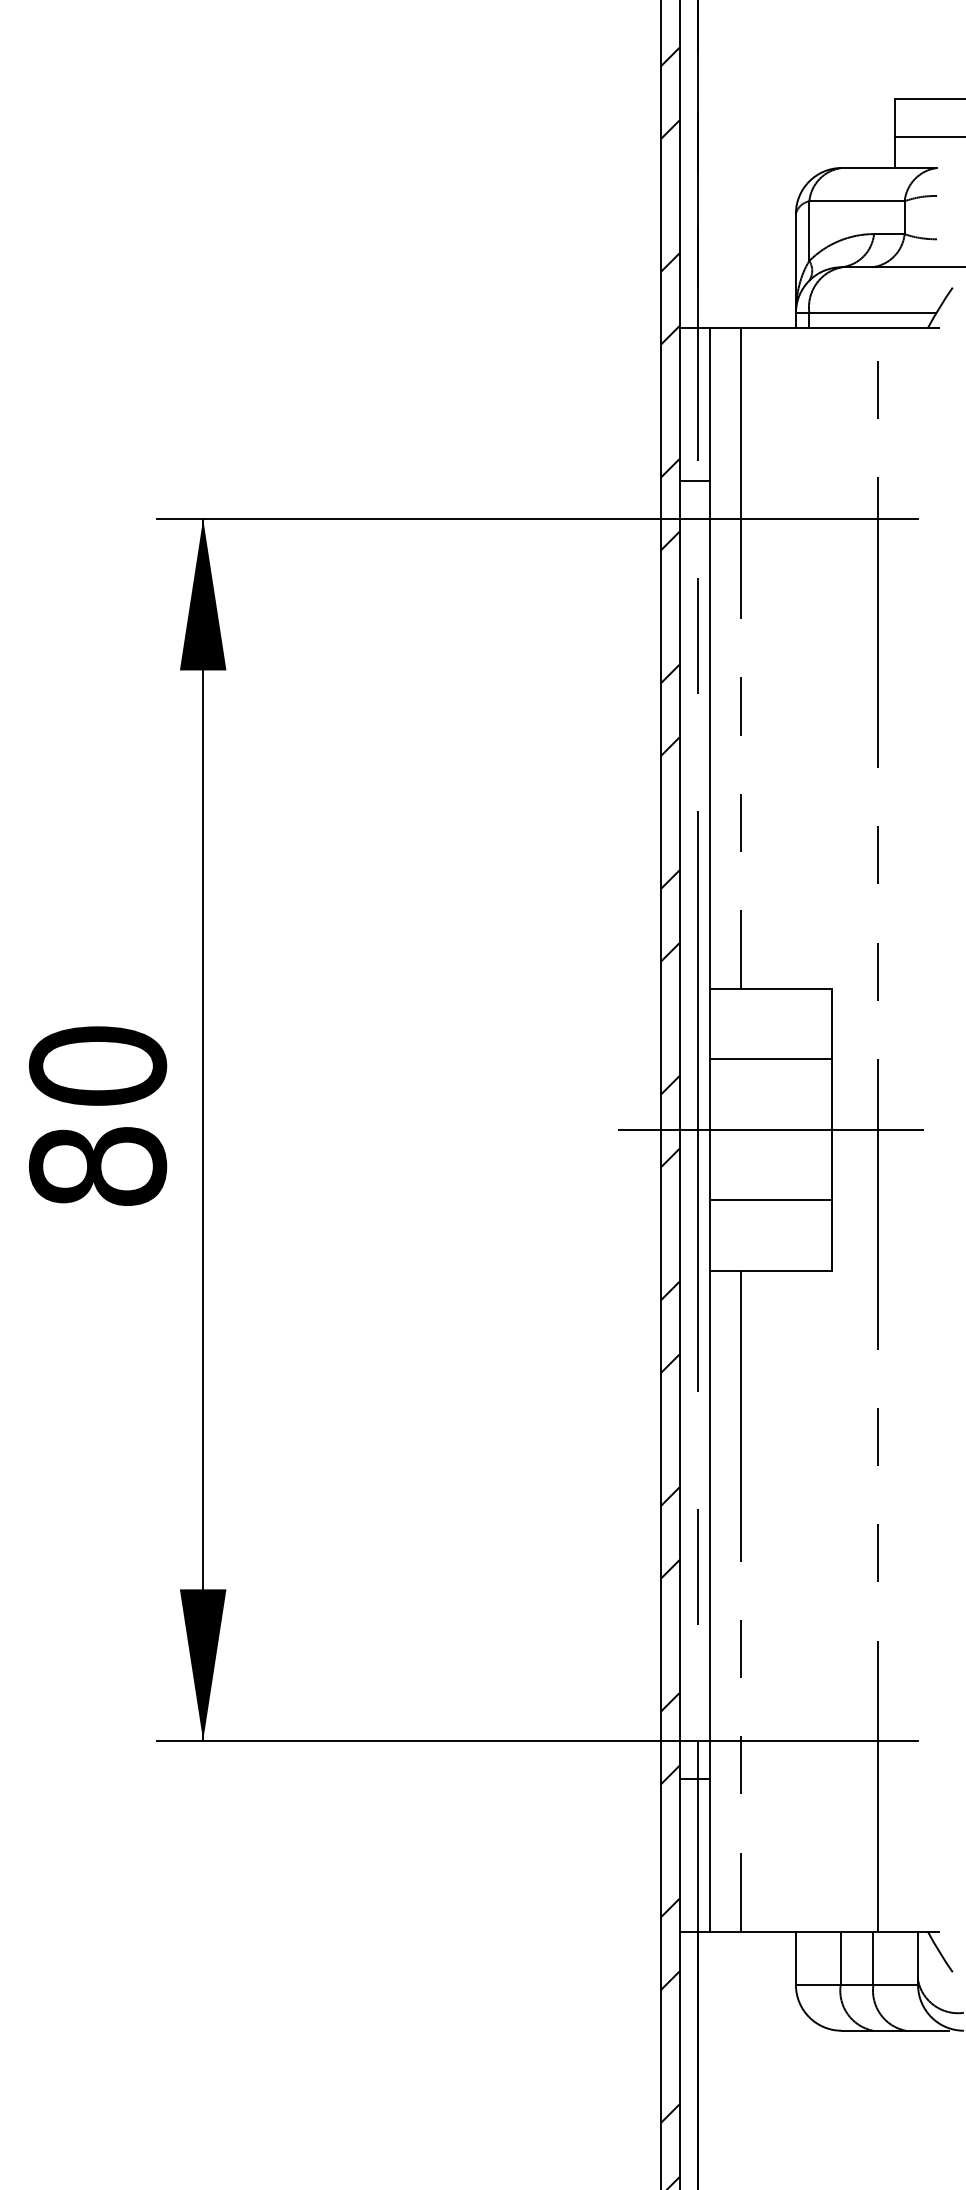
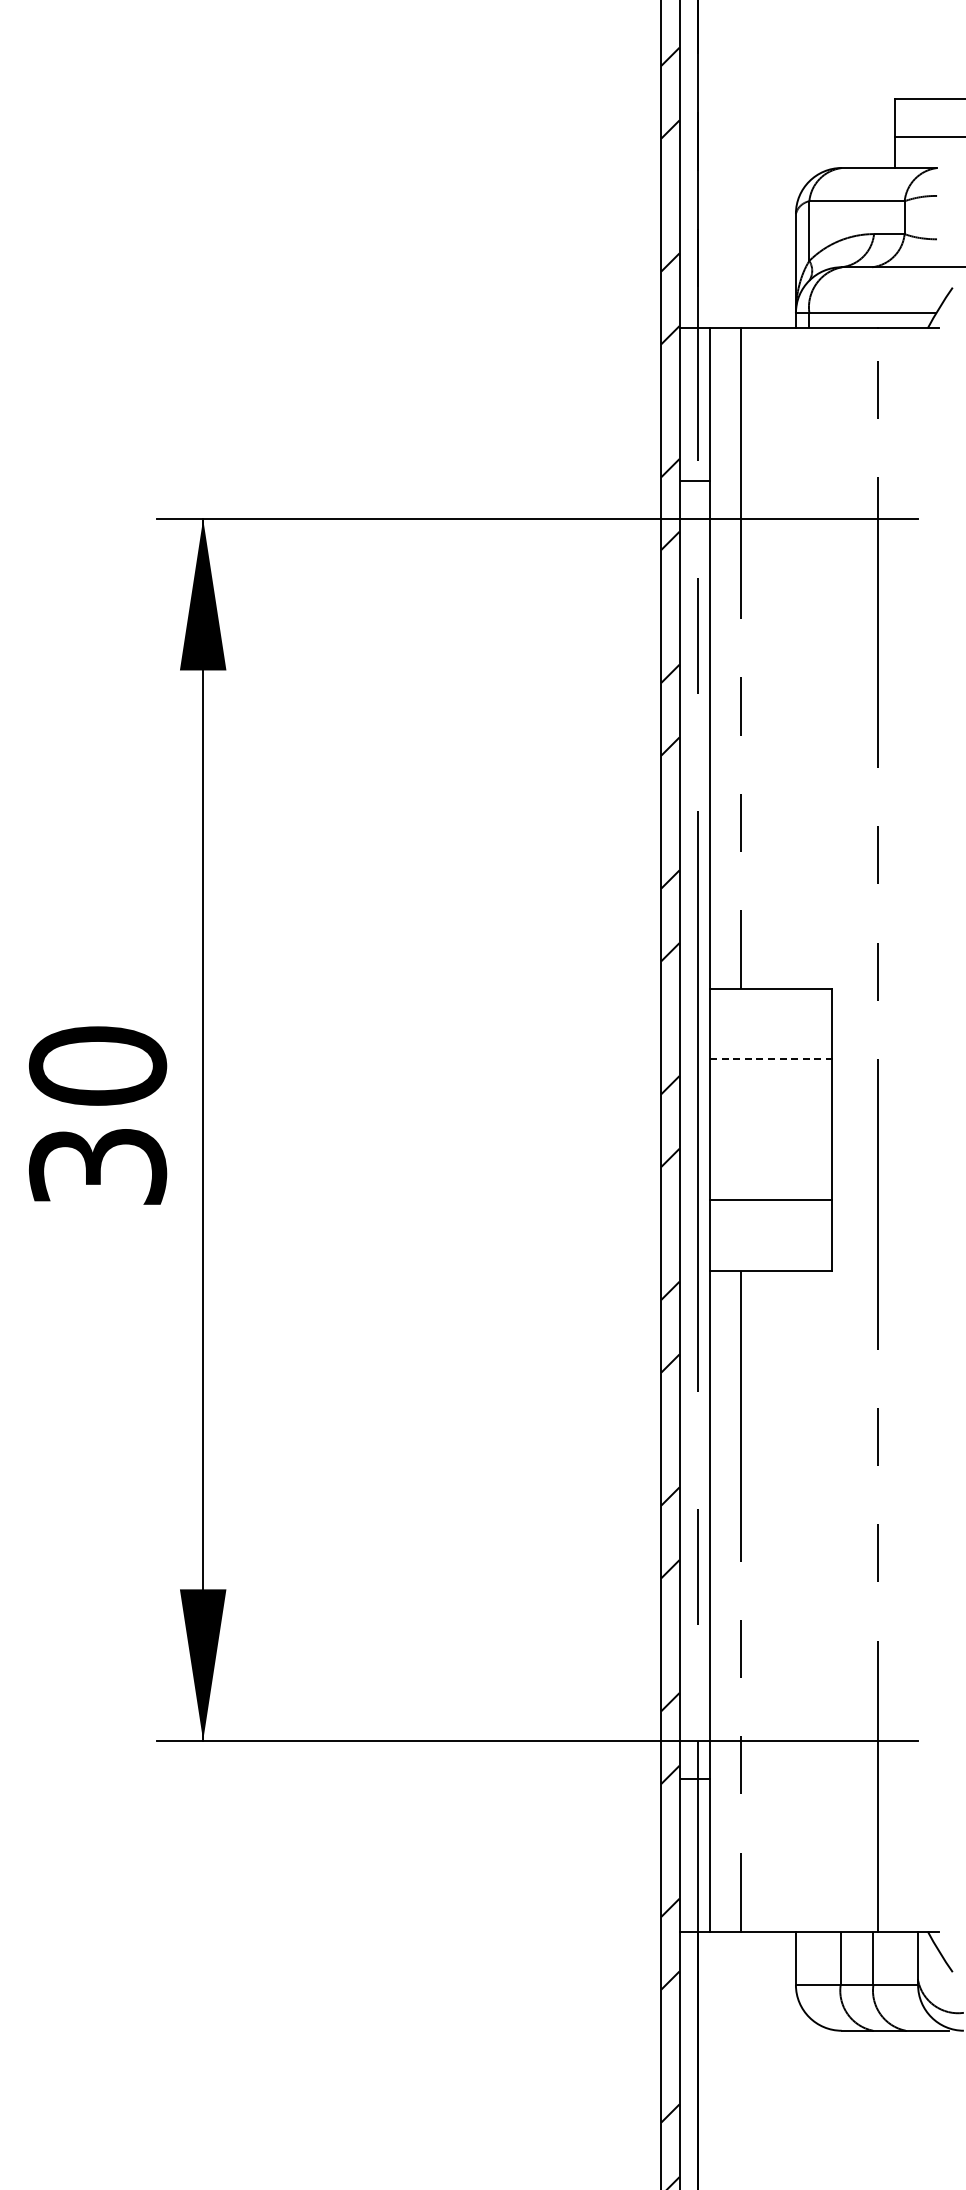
line: solid -> dashed (771, 1059)
line: present -> none (770, 1129)
text: 80 -> 30 (98, 1166)
